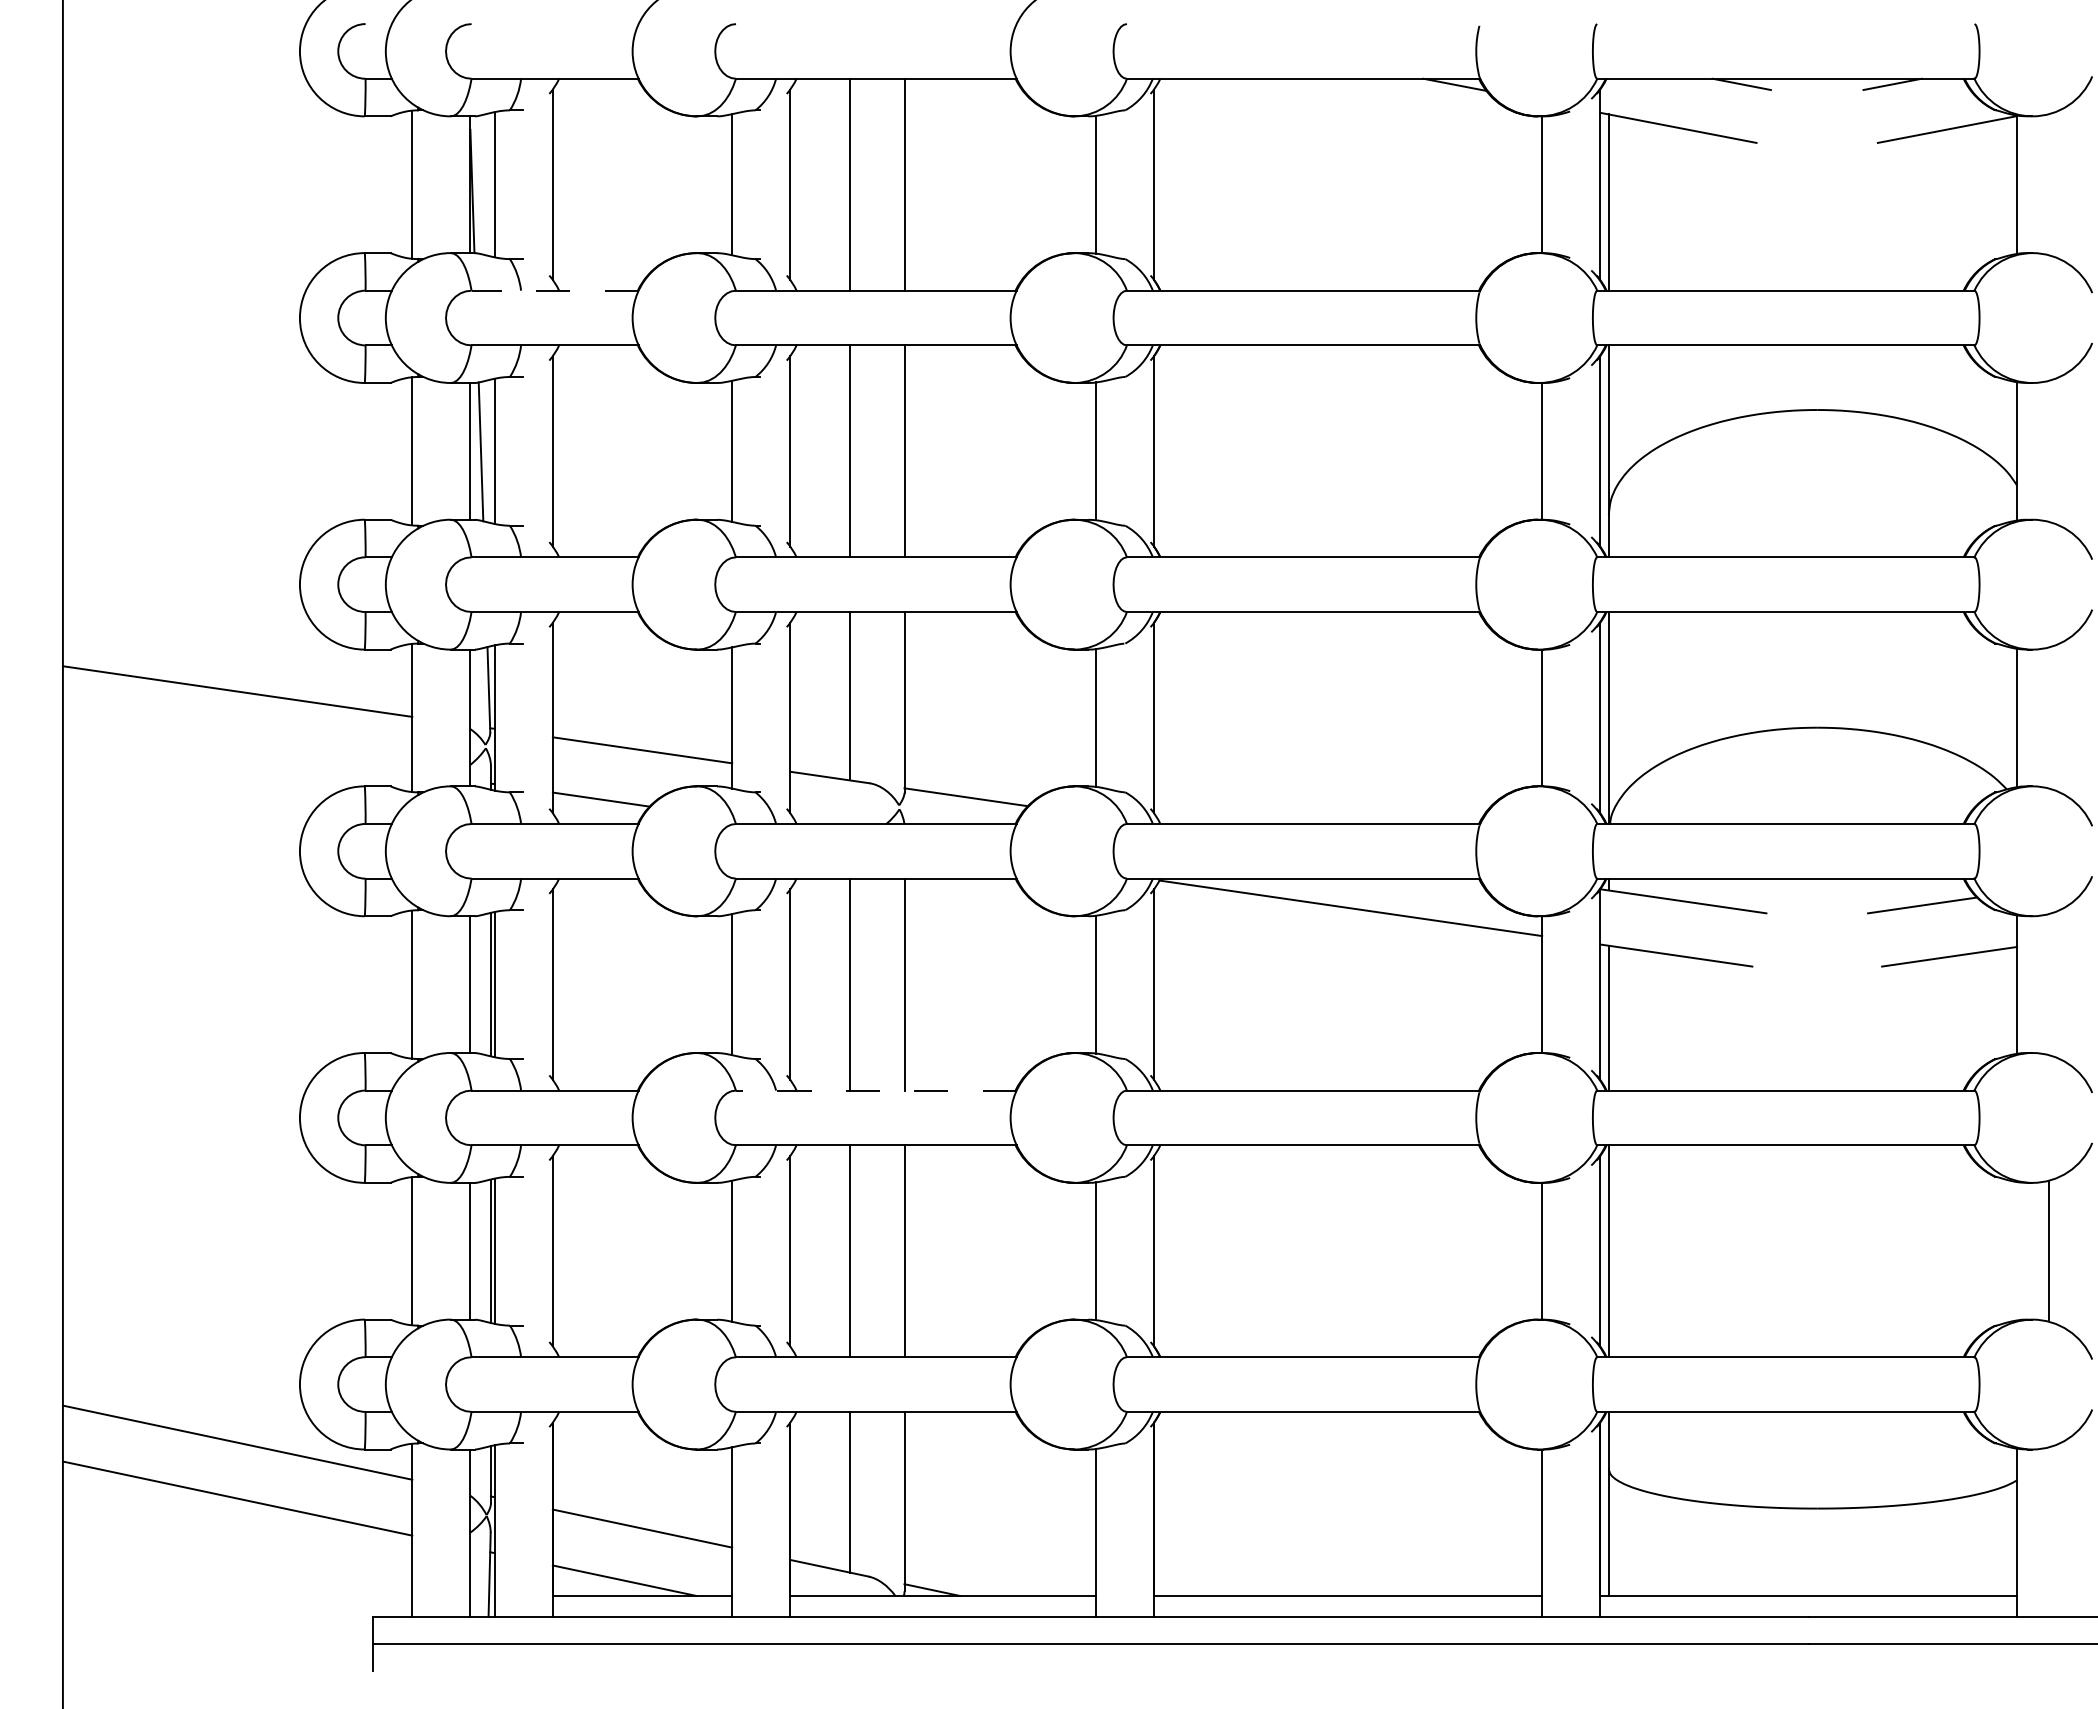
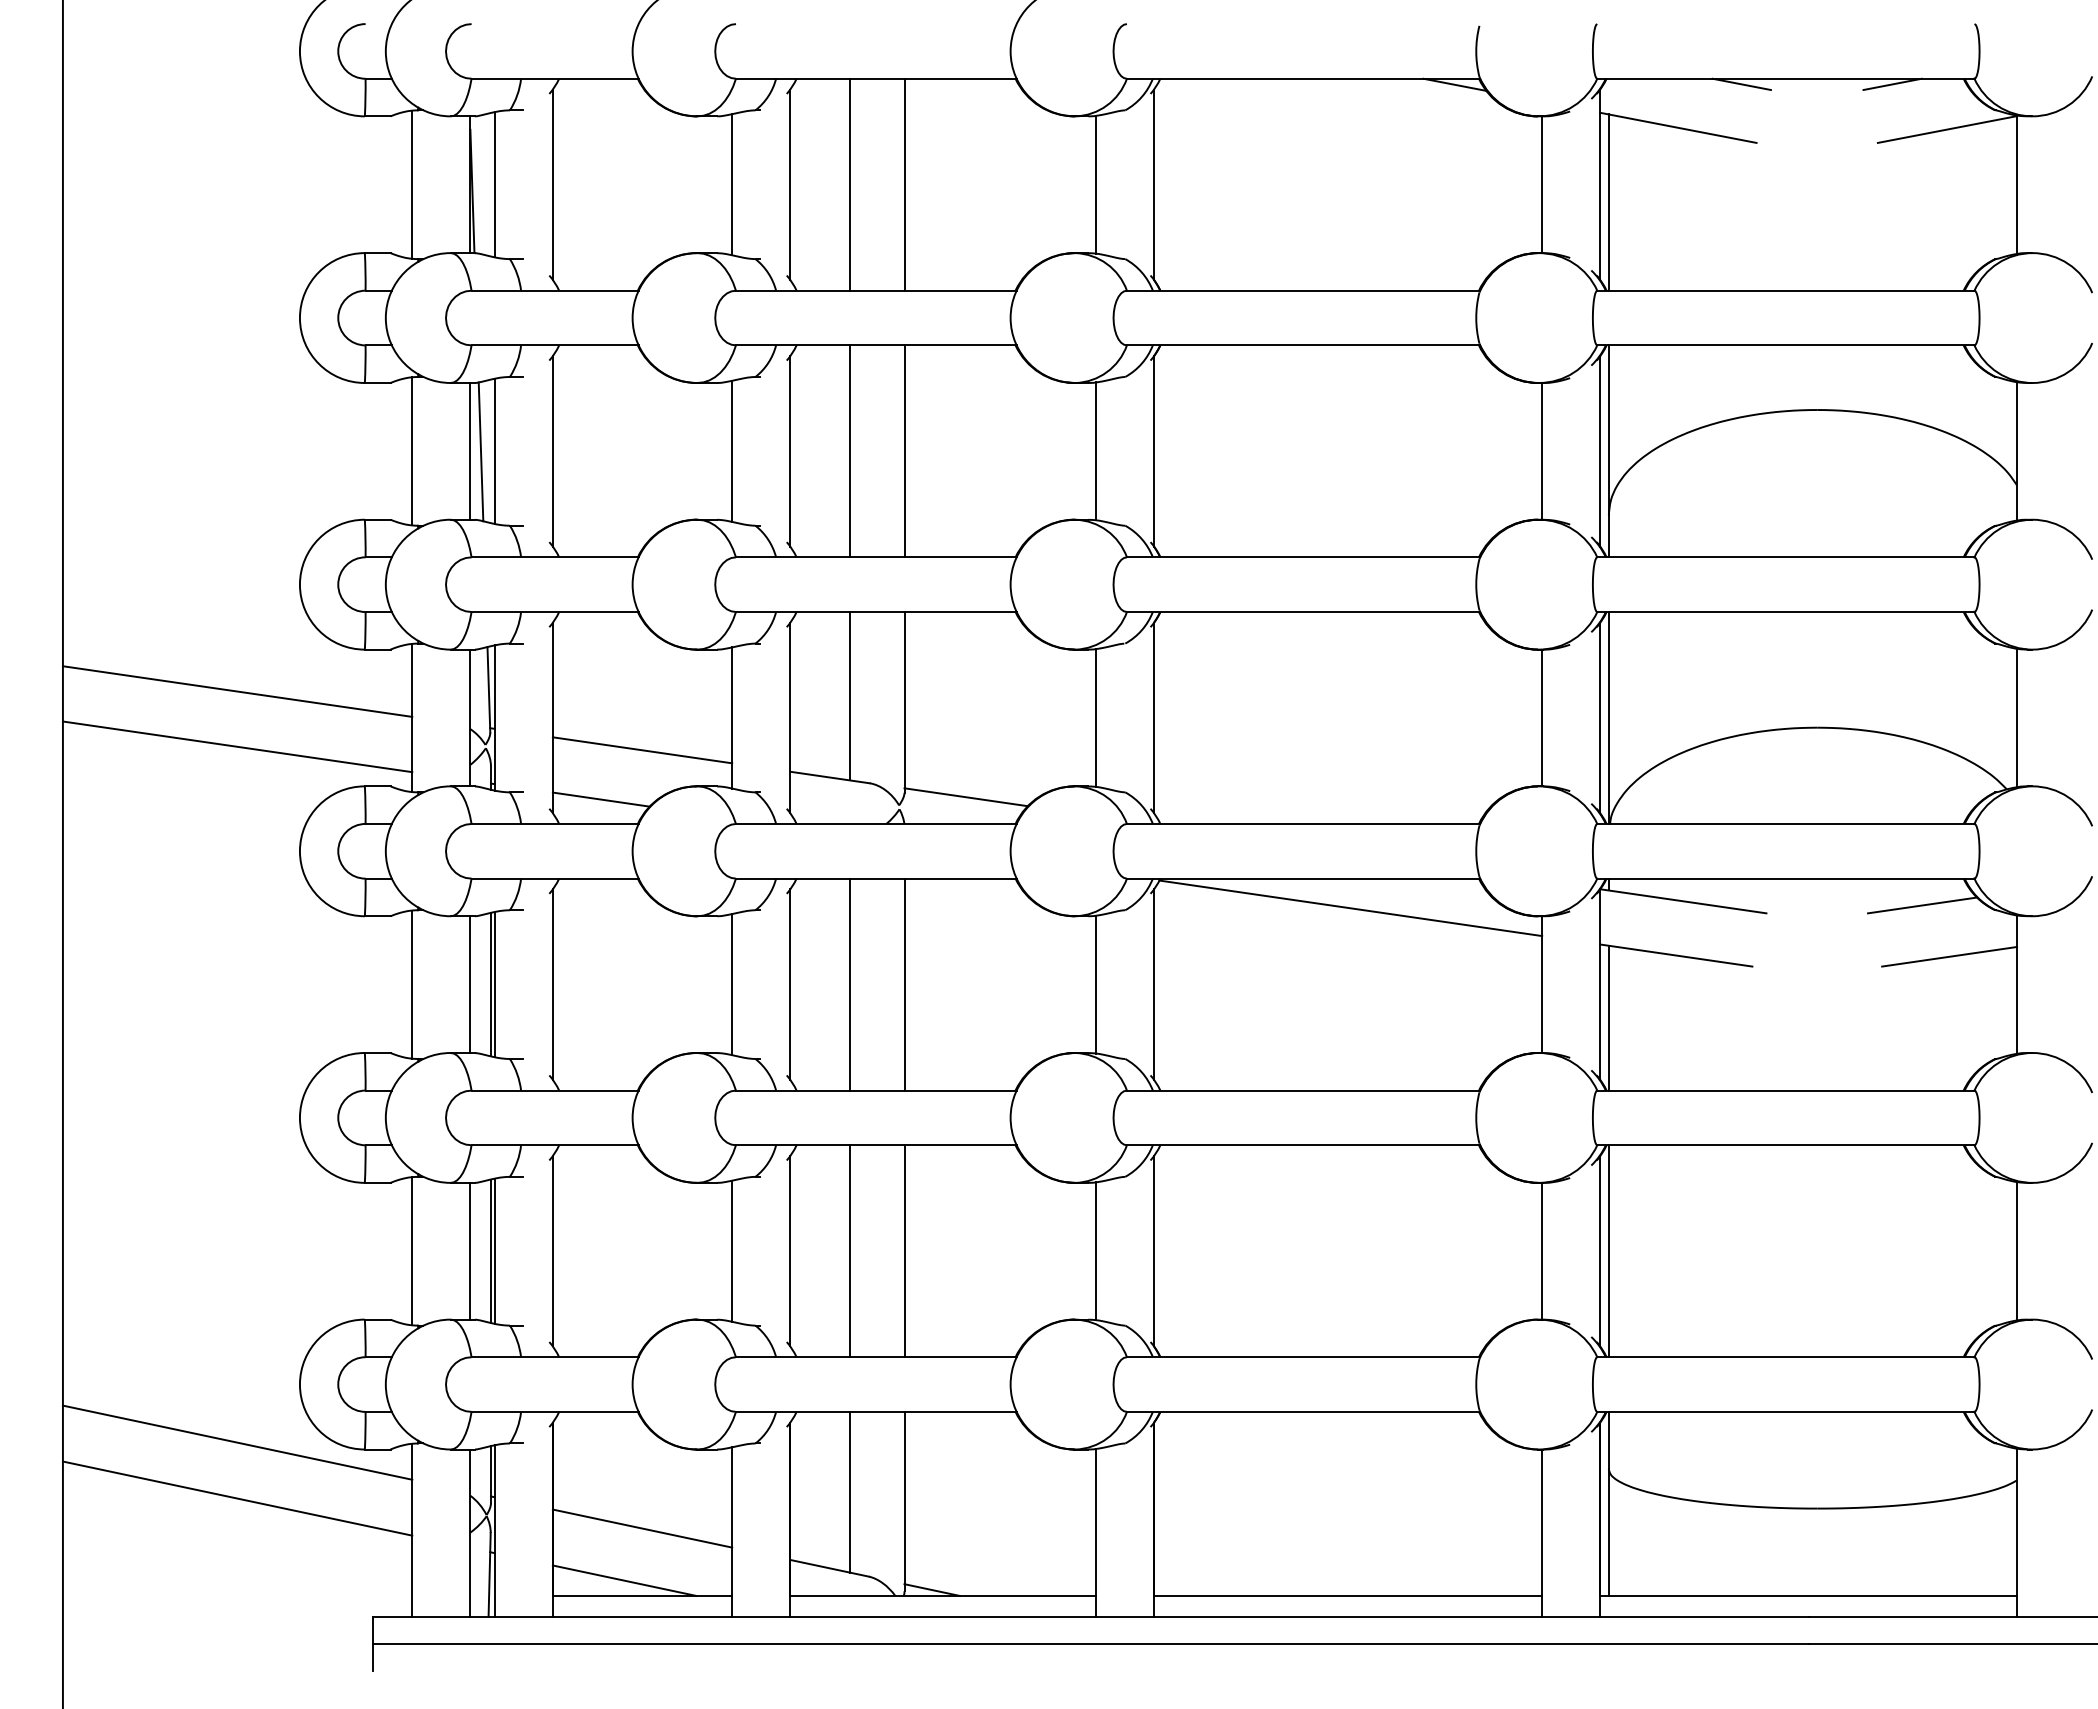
line: dashed -> solid (555, 290)
line: none -> present (237, 746)
line: dashed -> solid (875, 1090)
line position: (2049, 1250) -> (2017, 1250) (2017, 1250)
